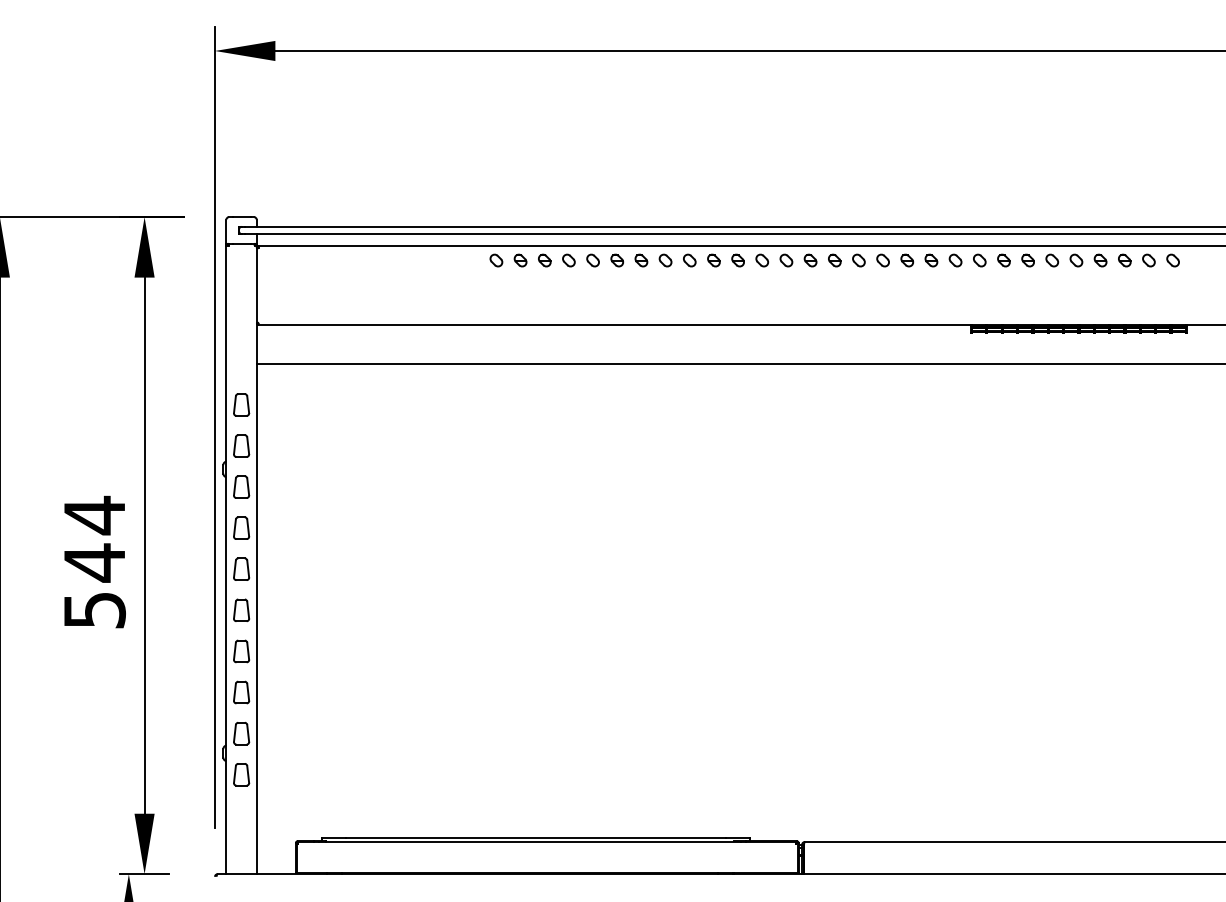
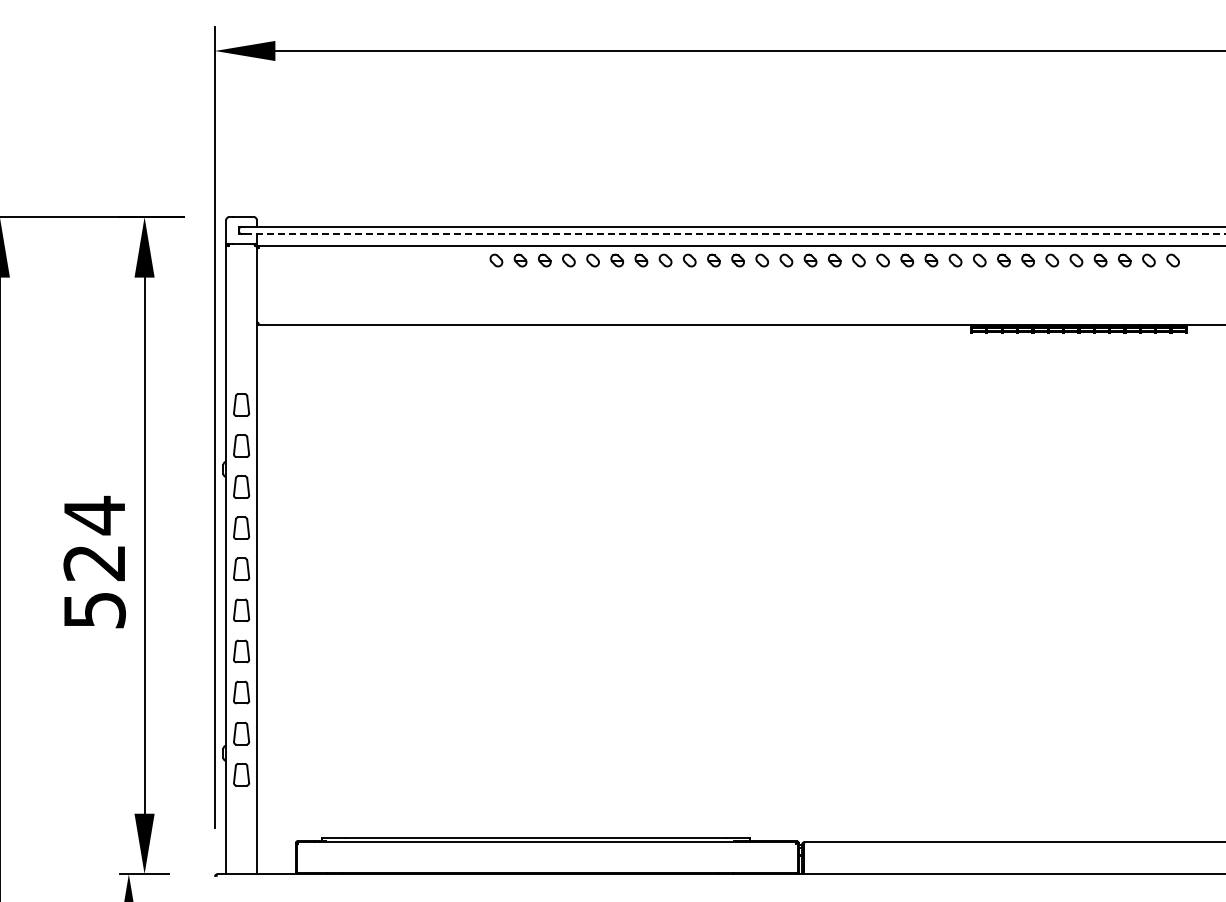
line: solid -> dashed (735, 234)
line: present -> none (739, 364)
text: 544 -> 524 (93, 562)
